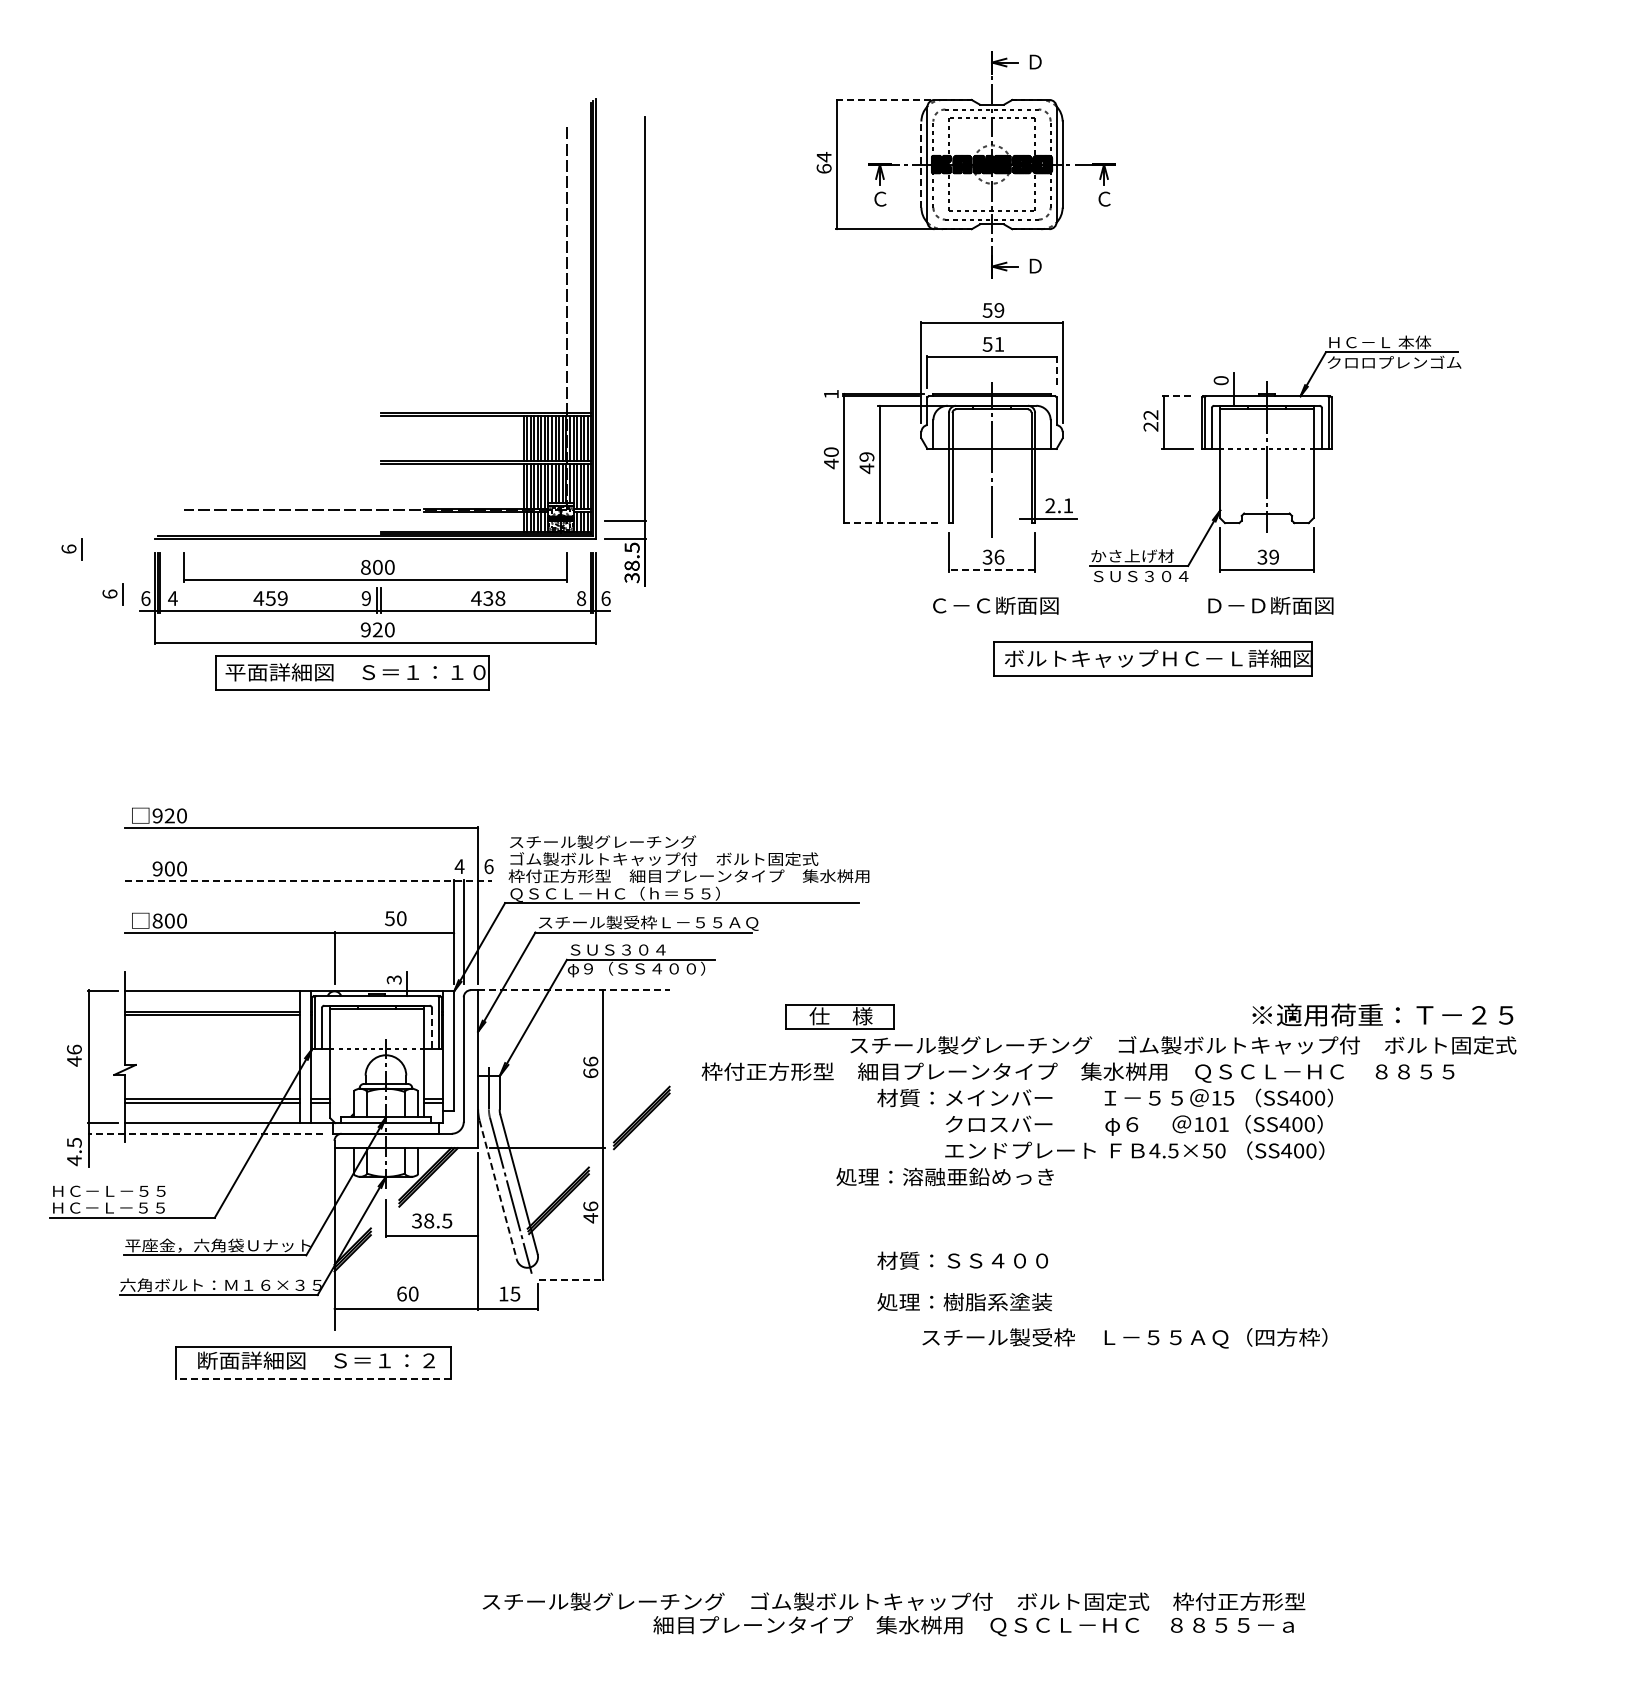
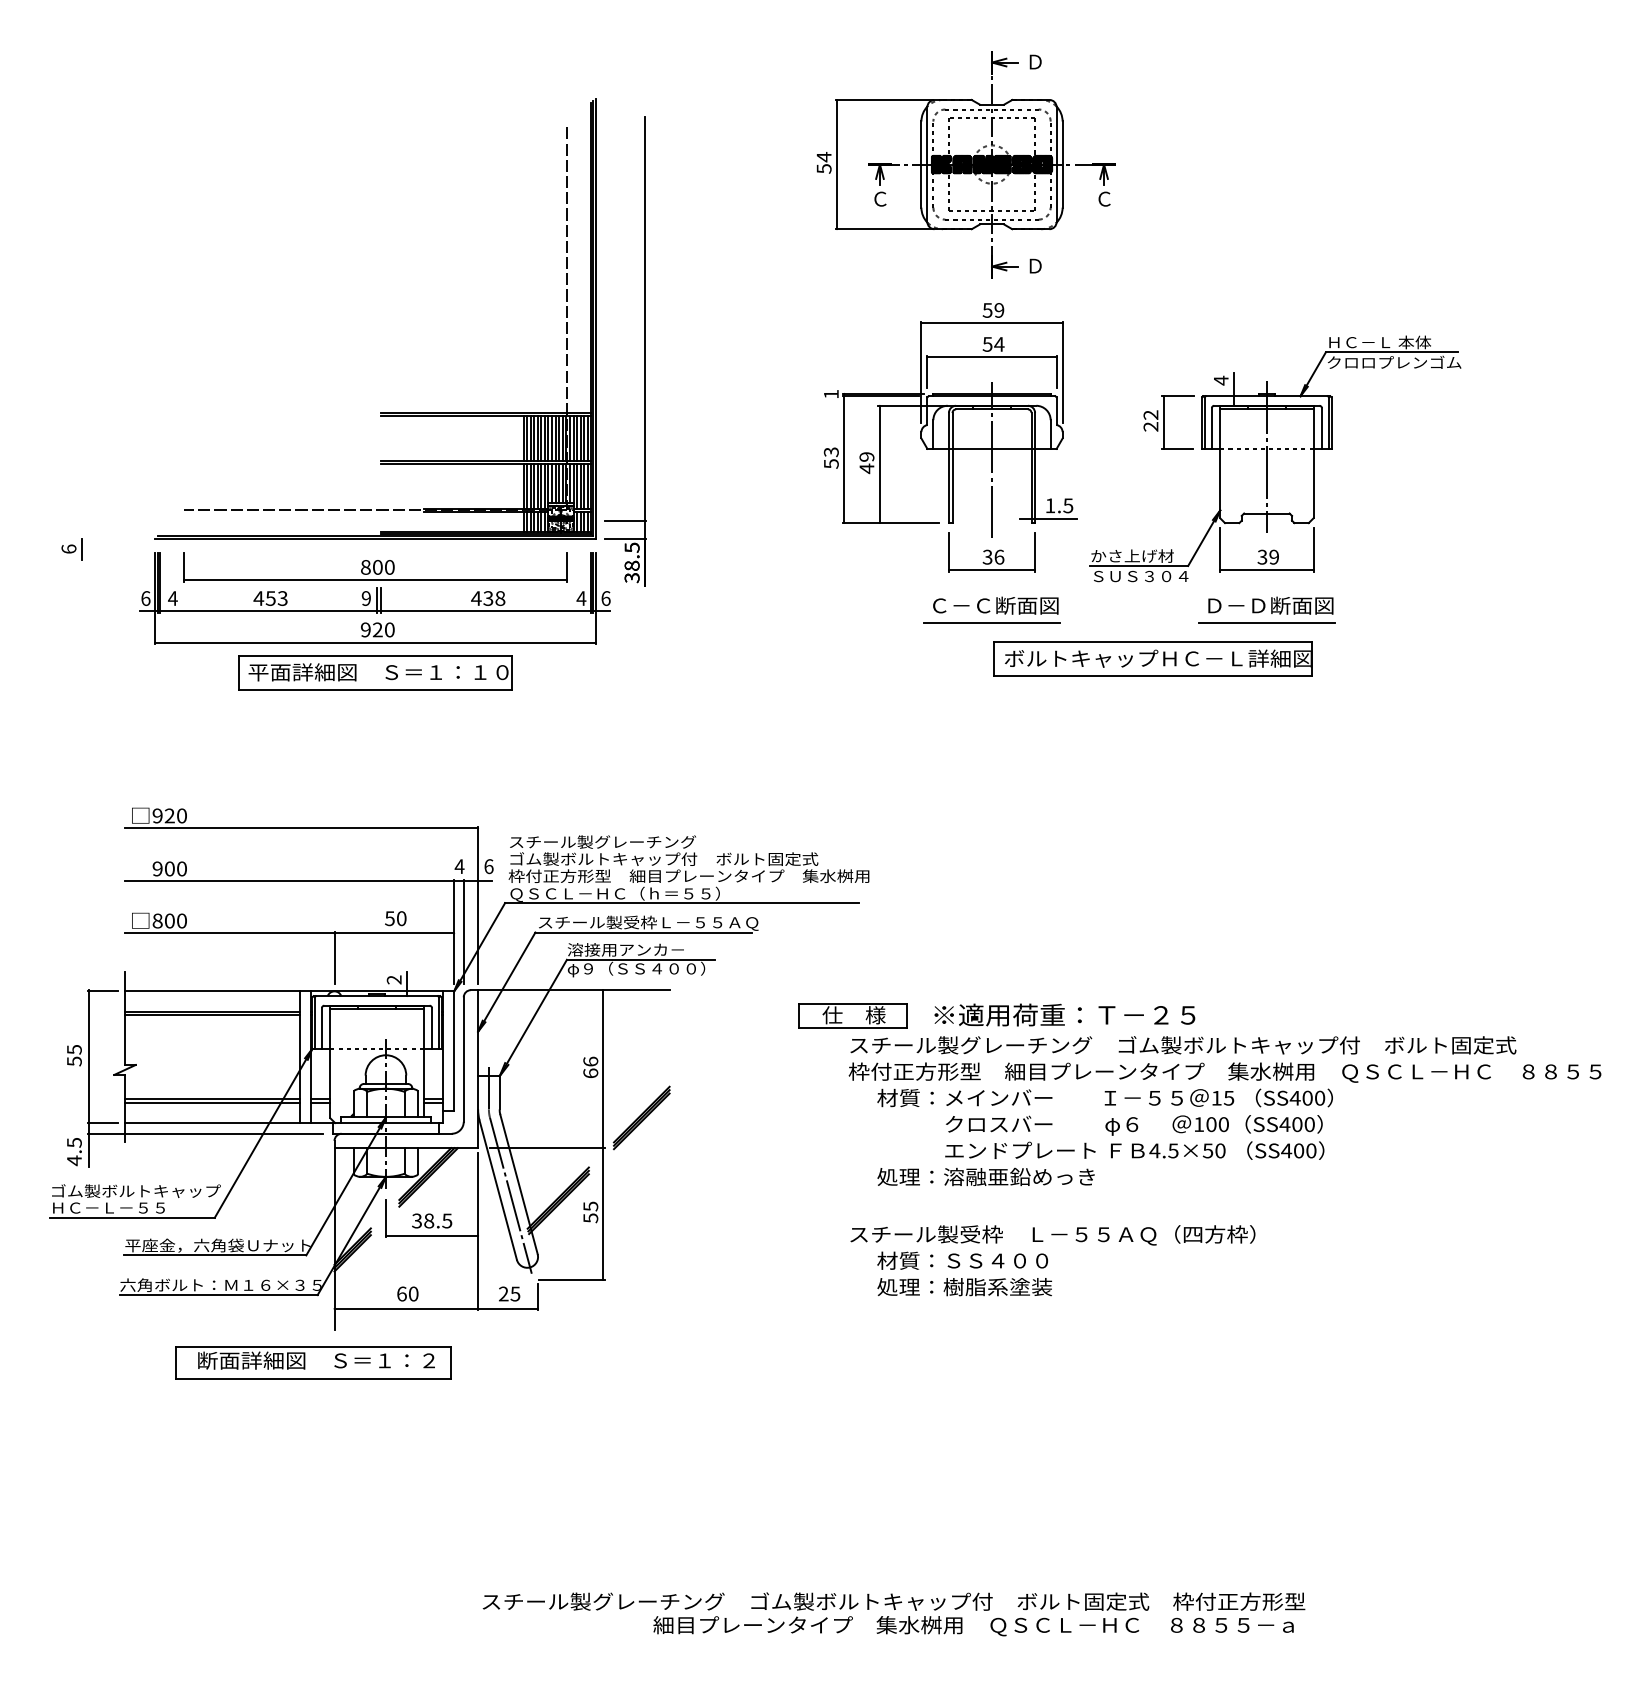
line: dashed -> solid (884, 99)
line: dashed -> solid (921, 164)
text: 64 -> 54 (823, 168)
text: 51 -> 54 (999, 344)
line: dashed -> solid (1056, 371)
text: 0 -> 4 (1220, 380)
line: dashed -> solid (1178, 396)
text: 40 -> 53 (831, 458)
text: 2.1 -> 1.5 (1059, 505)
line: dashed -> solid (891, 523)
line: dashed -> solid (991, 570)
part: present -> none (112, 594)
text: 459 -> 453 (282, 598)
text: 8 -> 4 (581, 598)
line: none -> present (991, 623)
line: none -> present (1266, 623)
part position: (352, 672) -> (375, 672) (375, 672)
line: dashed -> solid (308, 881)
text: ＳＵＳ３０４ -> 溶接用アンカ－ (625, 949)
text: 3 -> 2 (394, 979)
line: dashed -> solid (573, 990)
text position: (1382, 1014) -> (1064, 1014) (1064, 1014)
part position: (839, 1016) -> (852, 1015) (852, 1015)
line: dashed -> solid (432, 1028)
text: 46 -> 55 (74, 1055)
text position: (1077, 1072) -> (1224, 1072) (1224, 1072)
text: 101 -> 100 (1223, 1124)
line: dashed -> solid (204, 1133)
text position: (944, 1176) -> (985, 1176) (985, 1176)
text: ＨＣ－Ｌ－５５ -> ゴム製ボルトキャップ (136, 1190)
line: dashed -> solid (498, 1190)
text: 46 -> 55 (590, 1212)
line: dashed -> solid (571, 1279)
text: 15 -> 25 (503, 1293)
text position: (964, 1302) -> (964, 1287) (964, 1287)
text position: (1124, 1338) -> (1052, 1235) (1052, 1235)
line: dashed -> solid (313, 1378)
